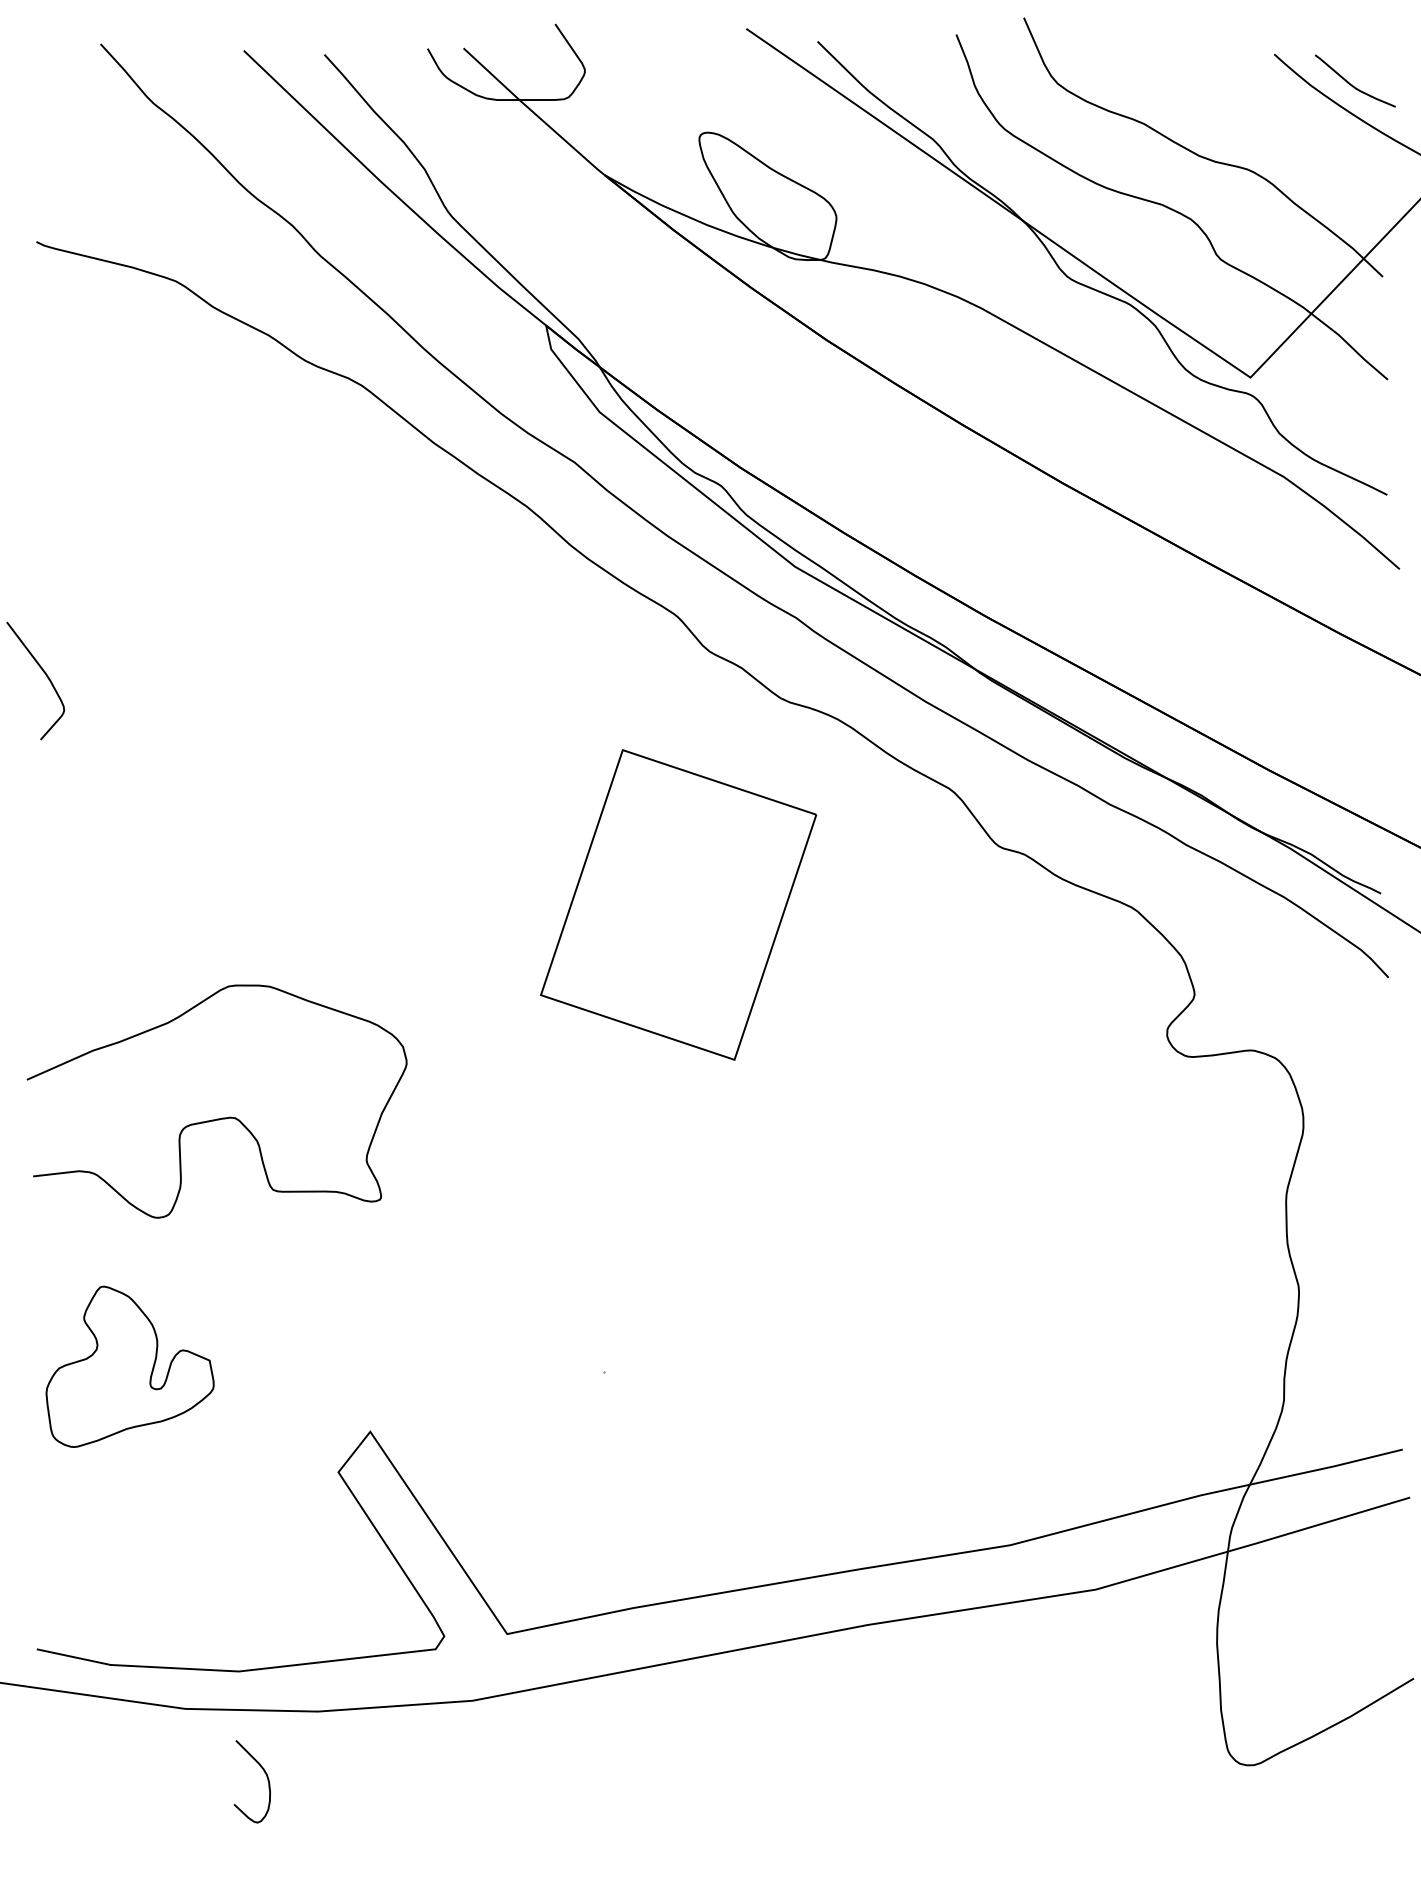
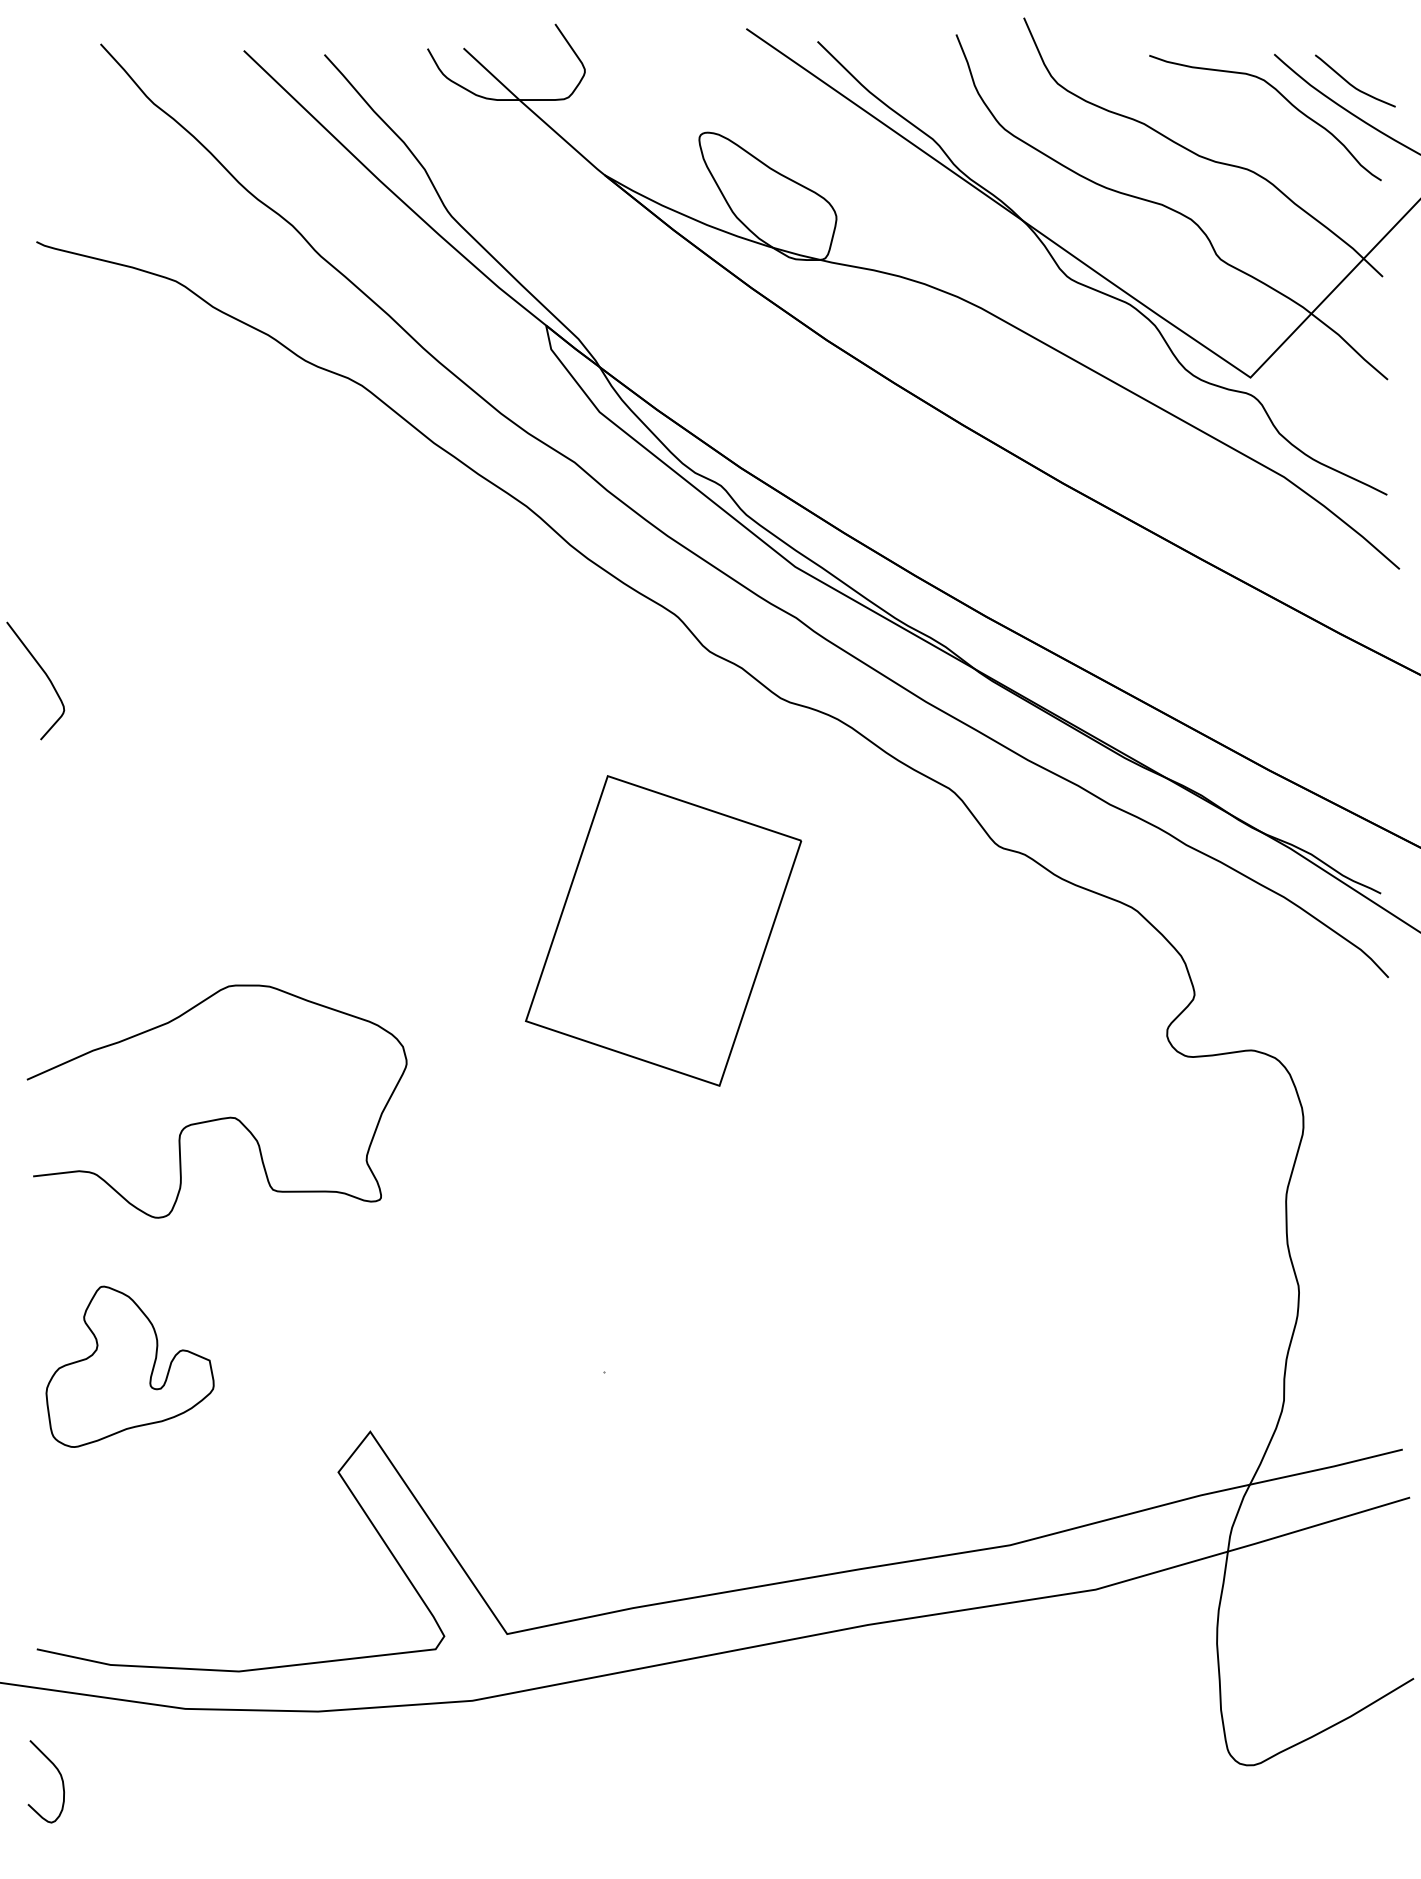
curve: none -> present (1280, 95)
part position: (678, 904) -> (663, 930) (663, 930)
curve position: (266, 1777) -> (60, 1777) (60, 1777)
